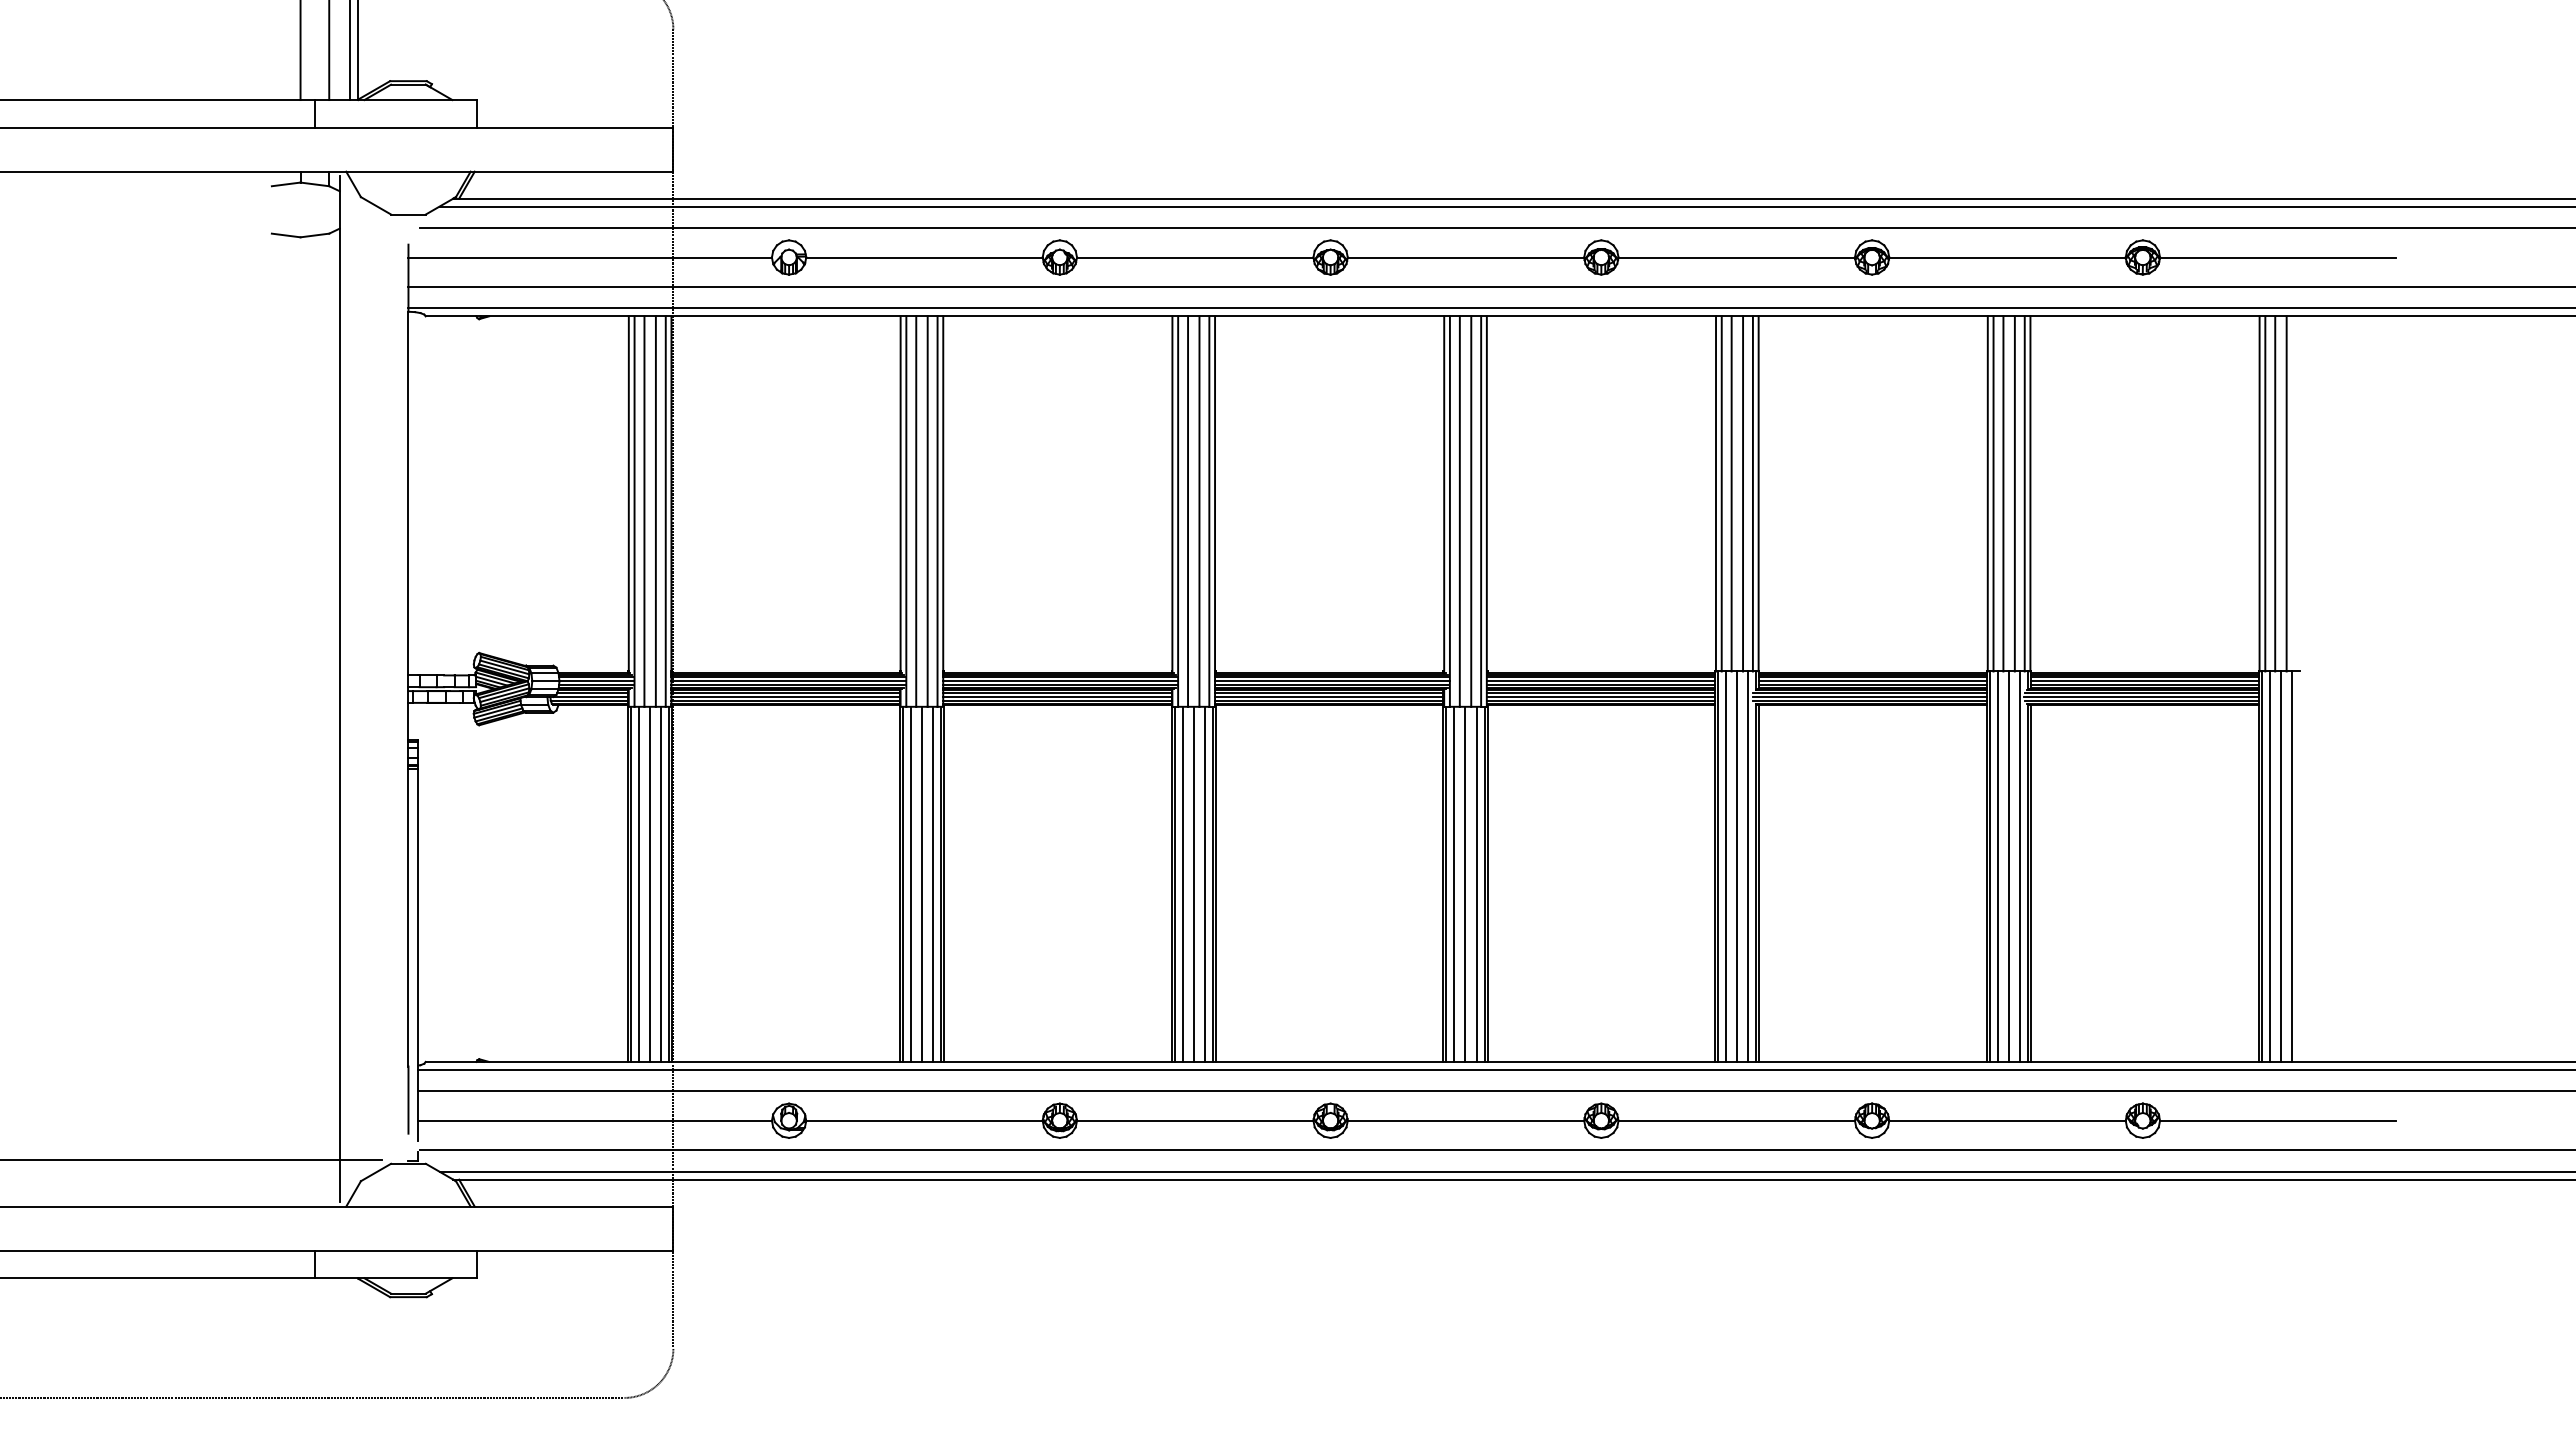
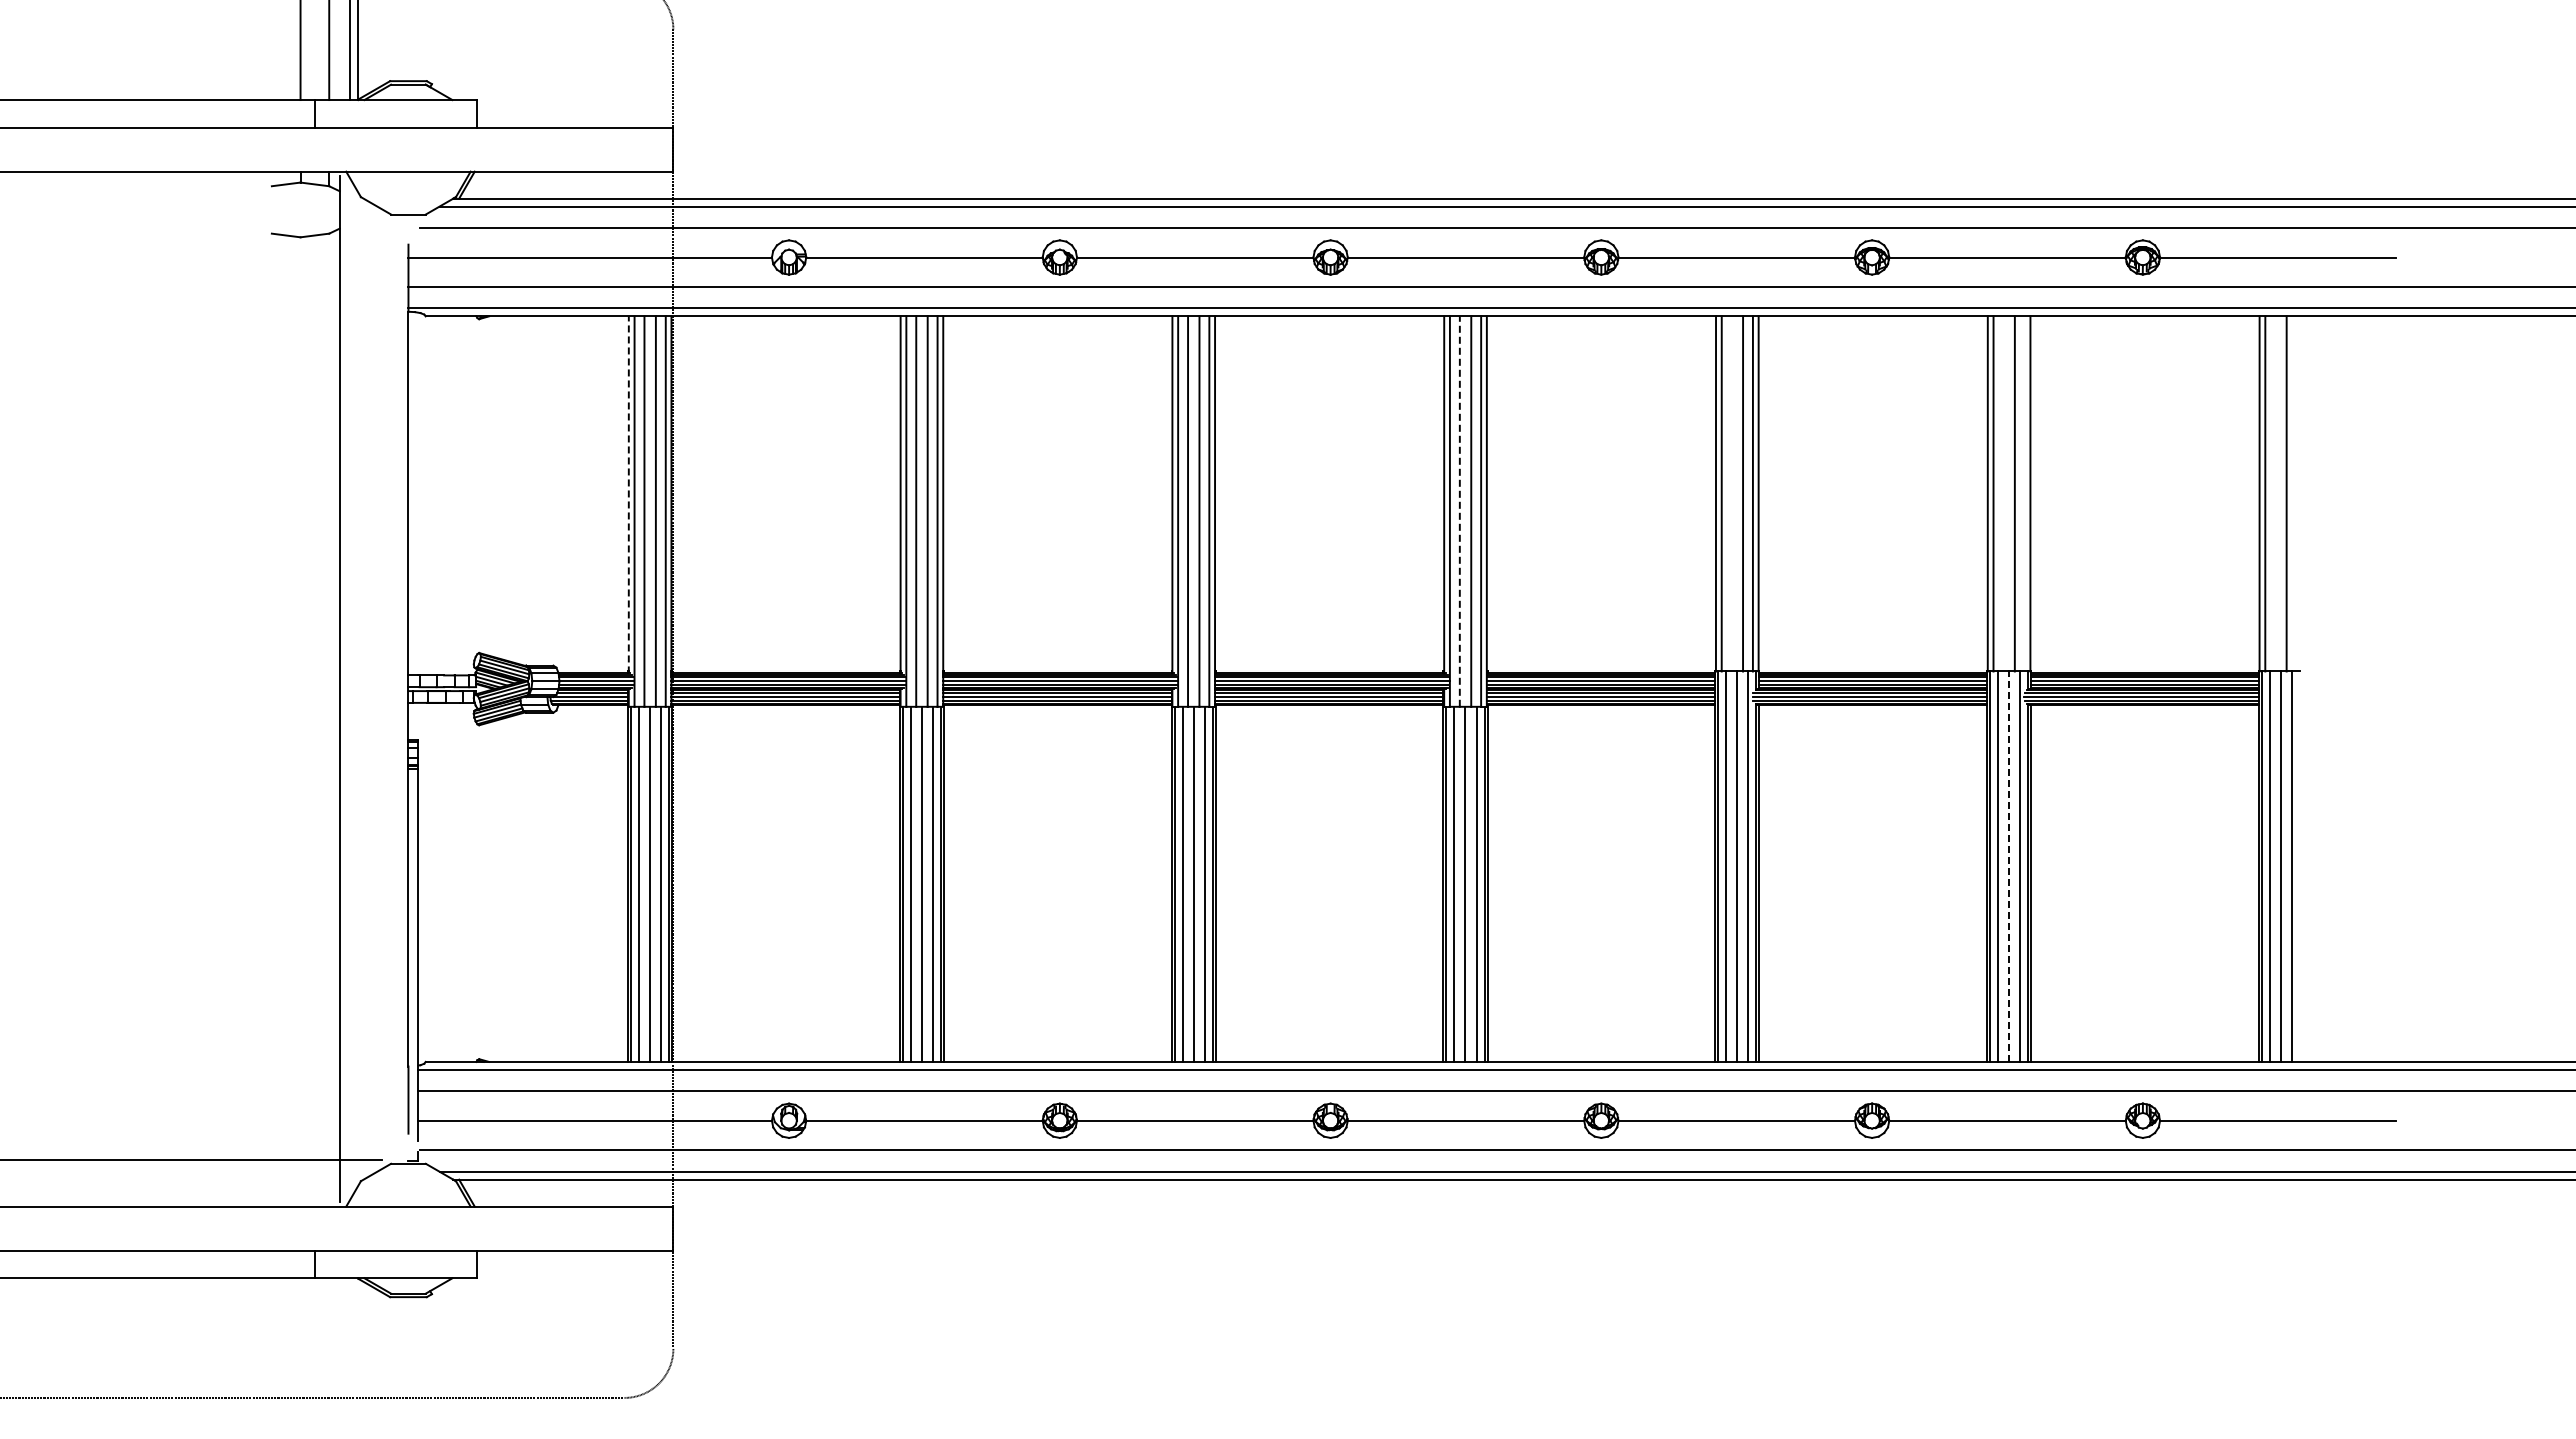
line: present -> none (1731, 493)
line: present -> none (2003, 493)
line: present -> none (2024, 493)
line: present -> none (2275, 493)
line: solid -> dashed (628, 494)
line: solid -> dashed (1459, 511)
line: solid -> dashed (2009, 866)
